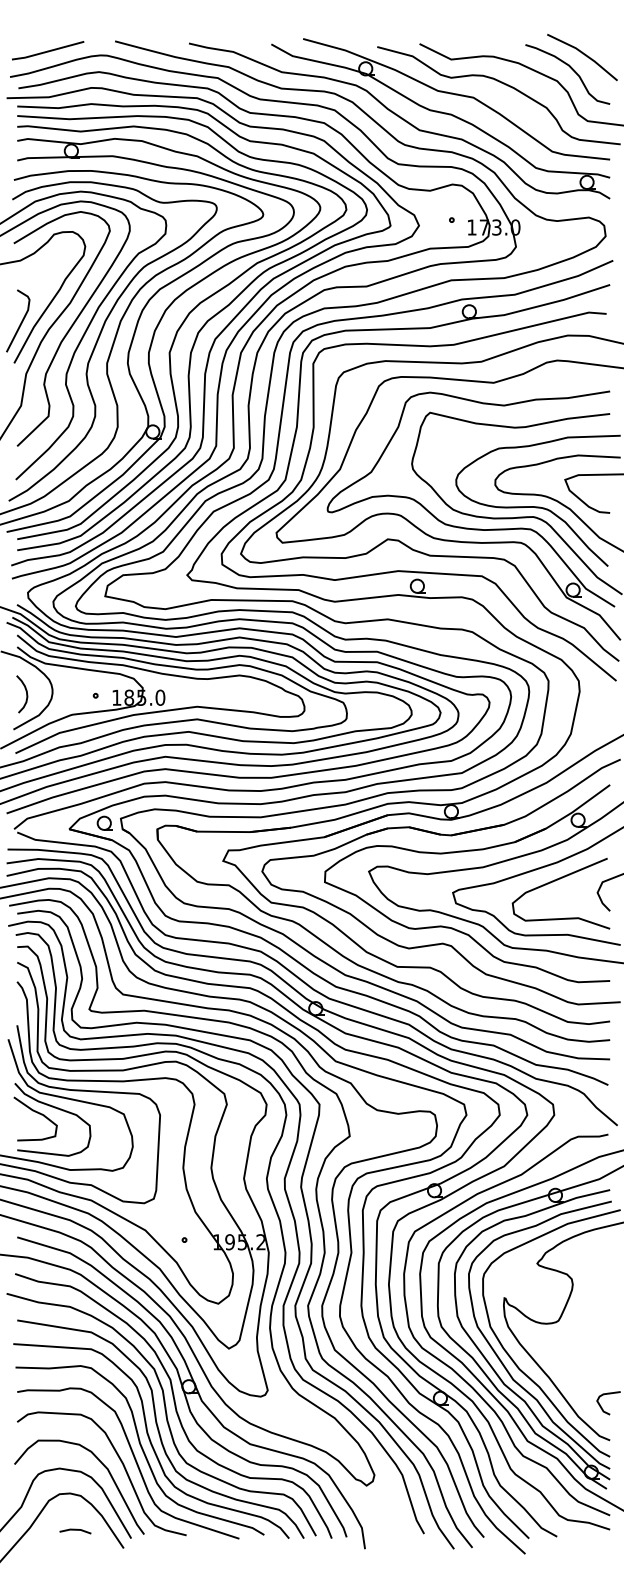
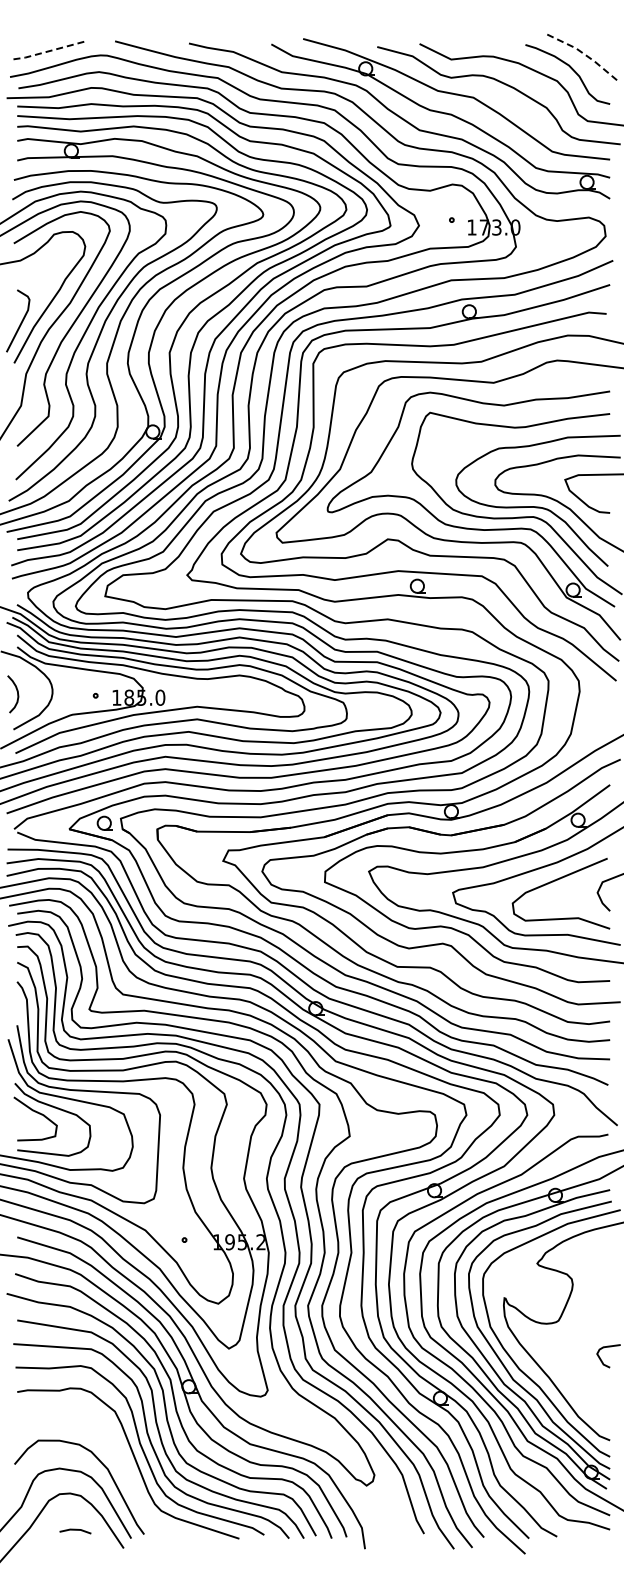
line: solid -> dashed (47, 51)
line: solid -> dashed (584, 54)
curve position: (26, 694) -> (17, 694) (17, 694)
curve position: (602, 1407) -> (602, 1360) (602, 1360)
curve: present -> none (121, 1463)
